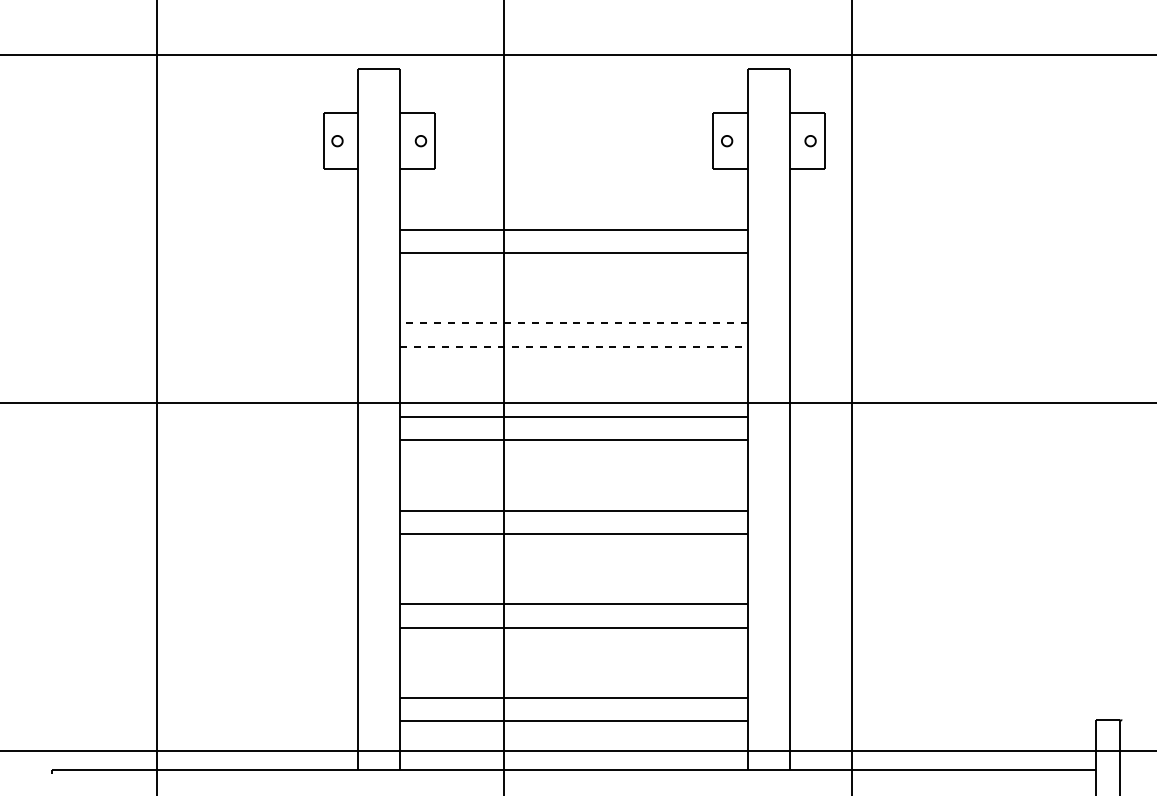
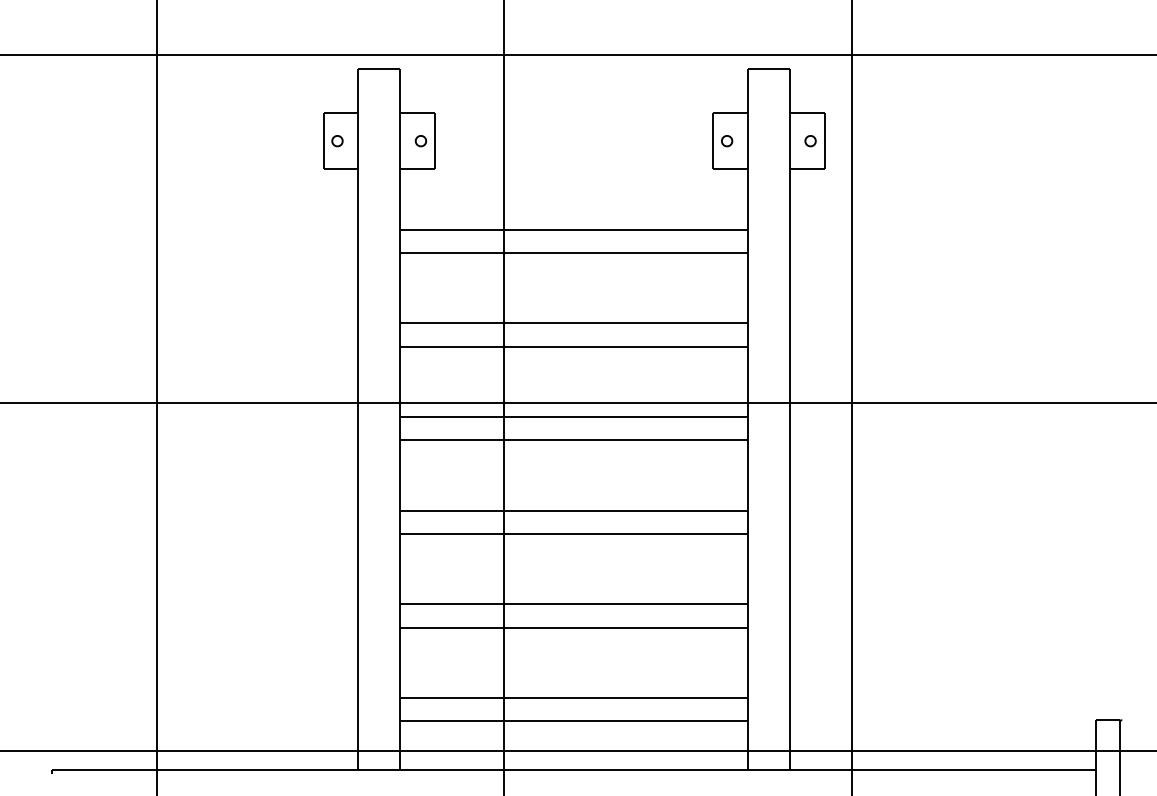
line: dashed -> solid (574, 323)
line: dashed -> solid (574, 346)
